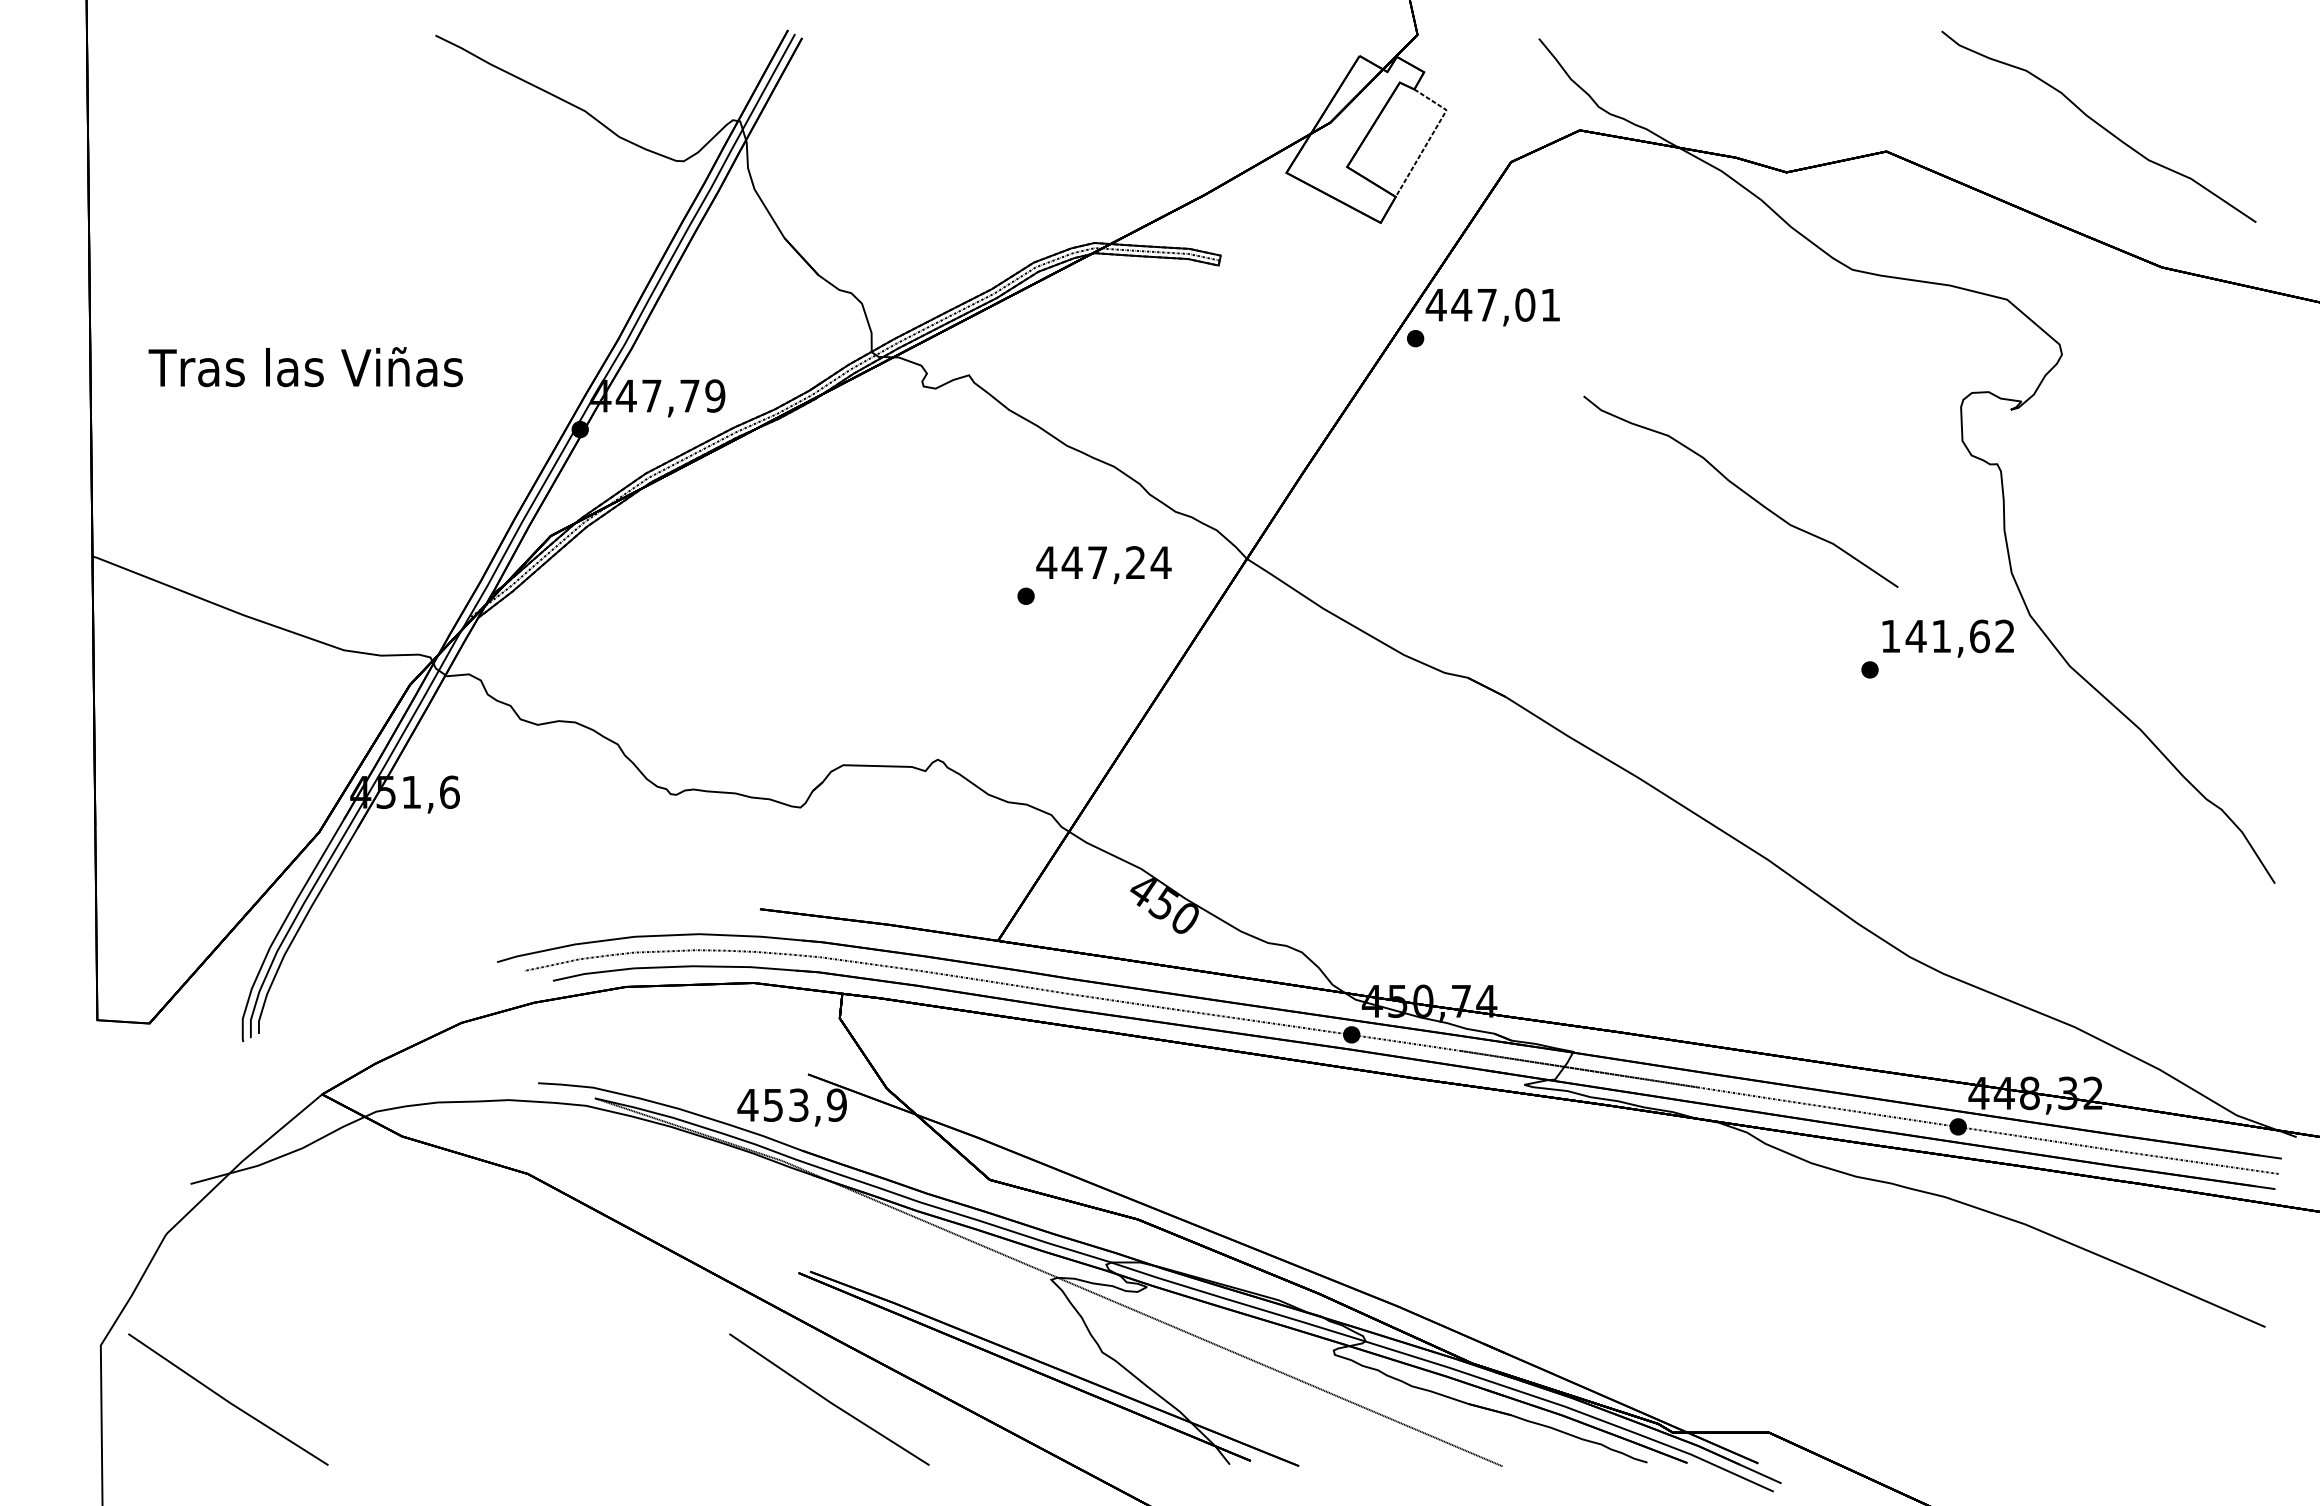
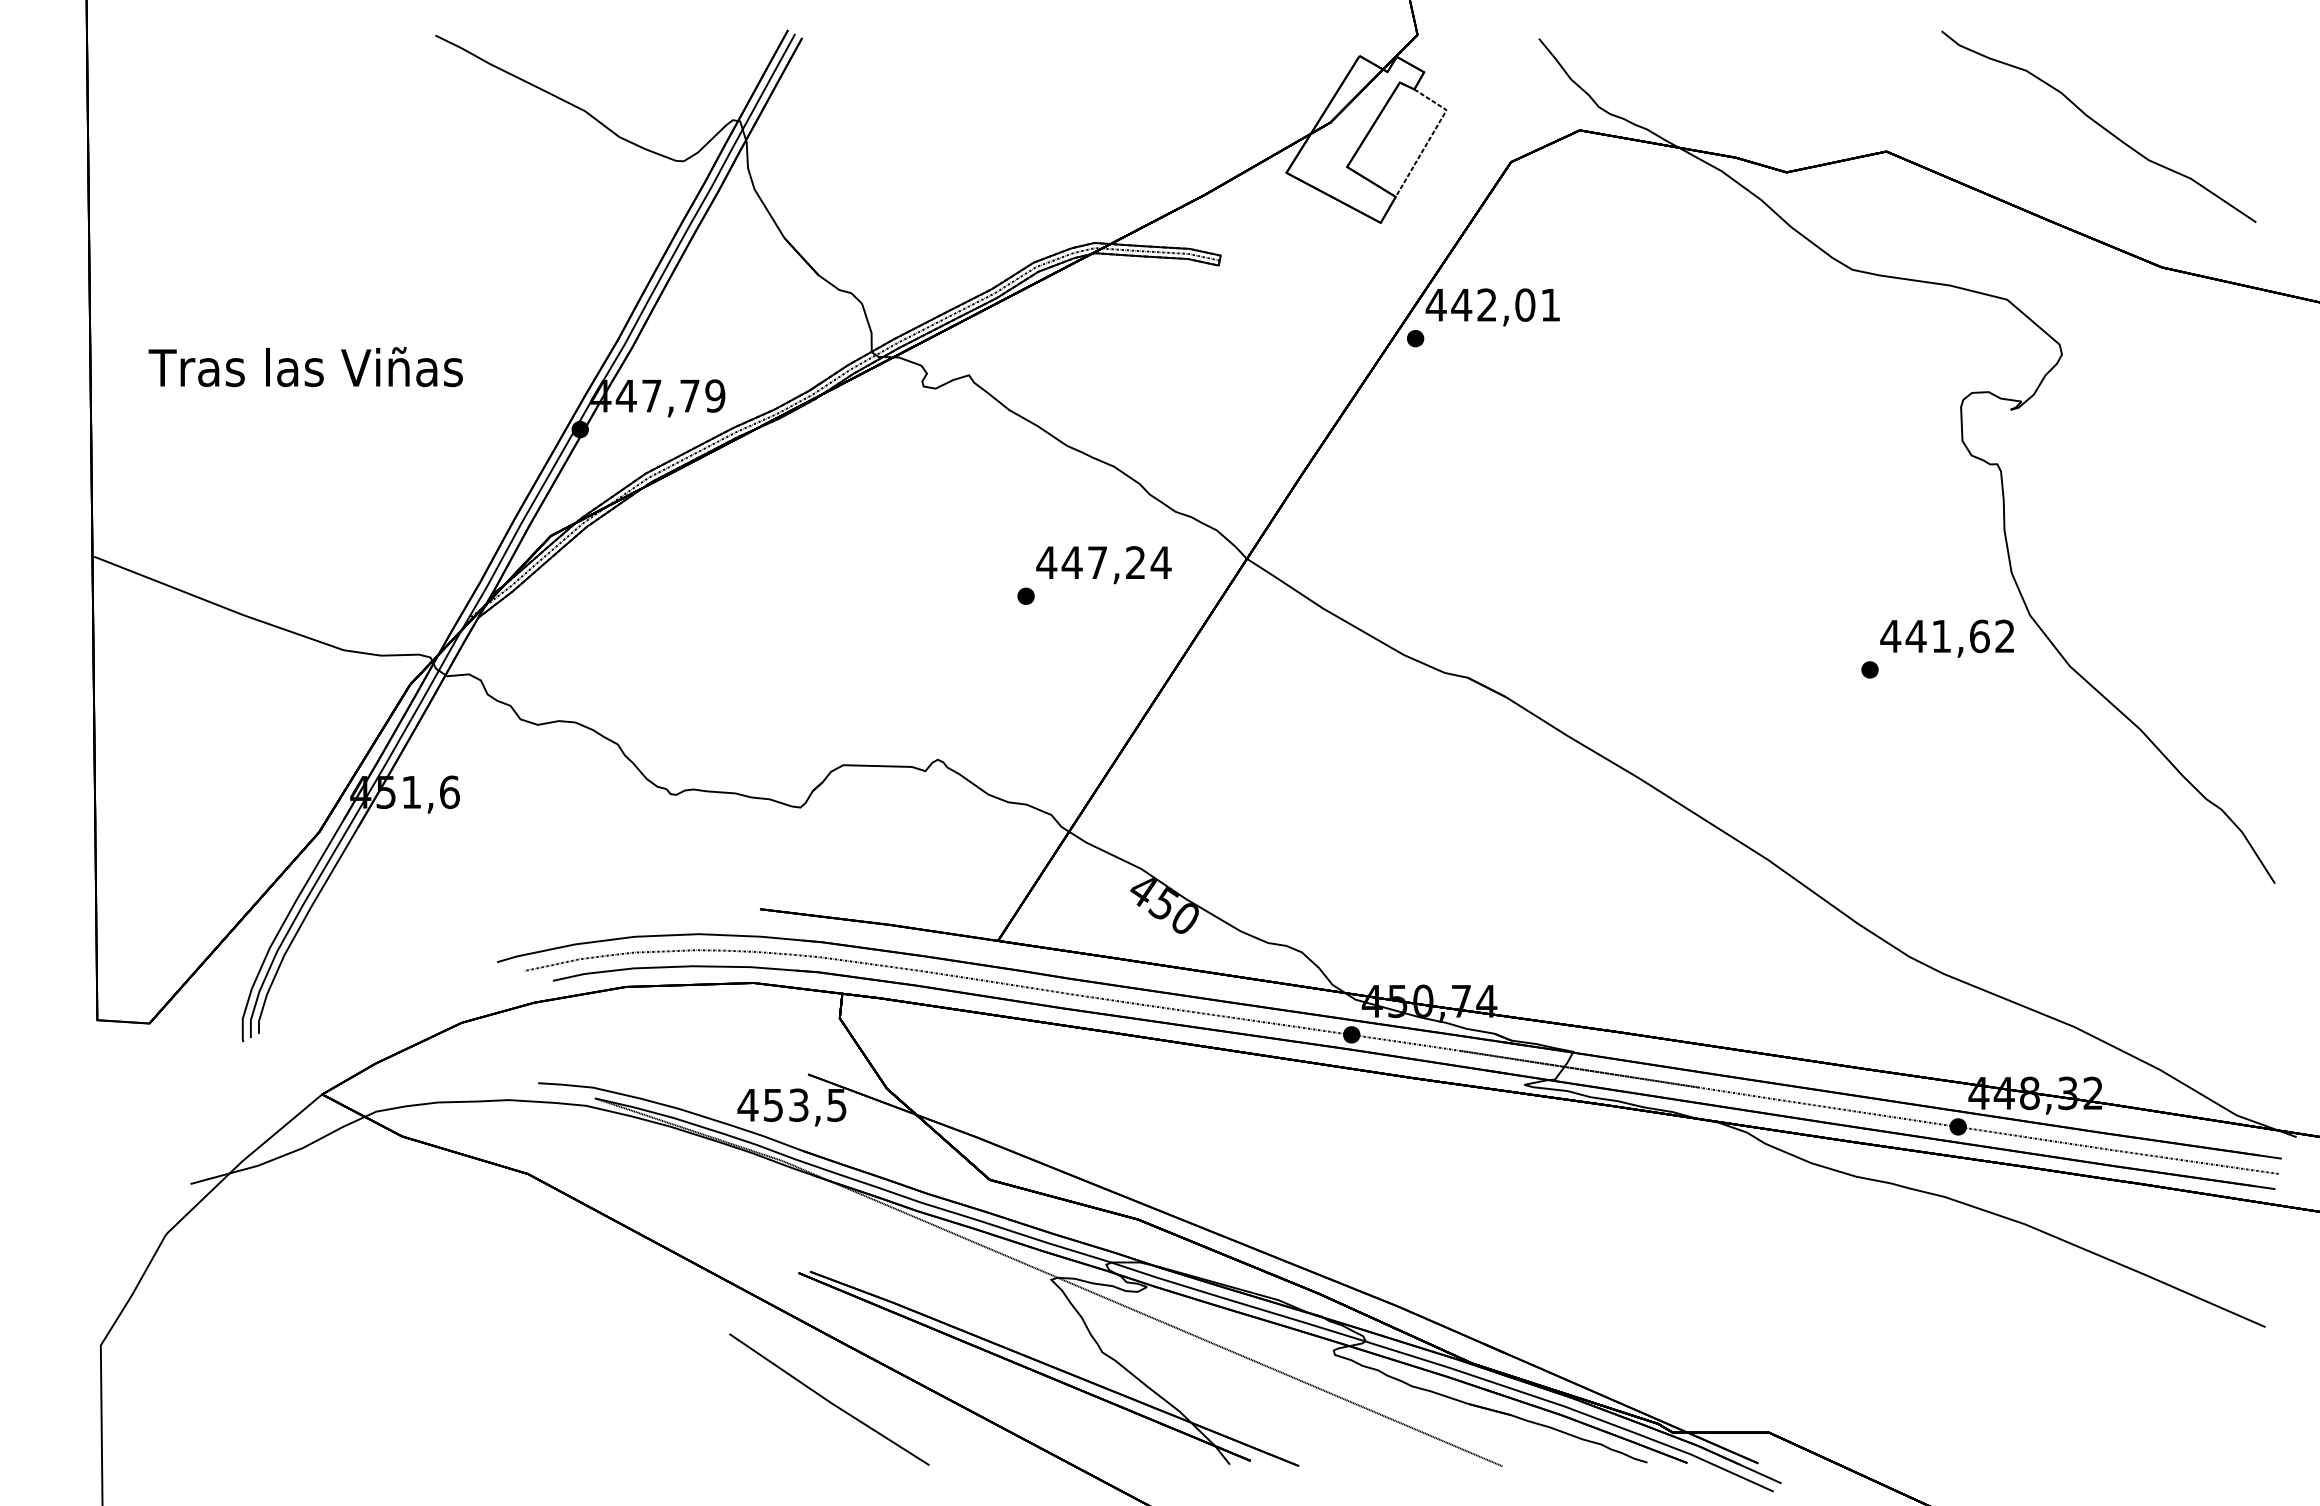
text: 447,01 -> 442,01 (1486, 304)
curve: present -> none (1740, 490)
text: 141,62 -> 441,62 (1890, 636)
text: 453,9 -> 453,5 (836, 1104)
line: present -> none (228, 1400)
